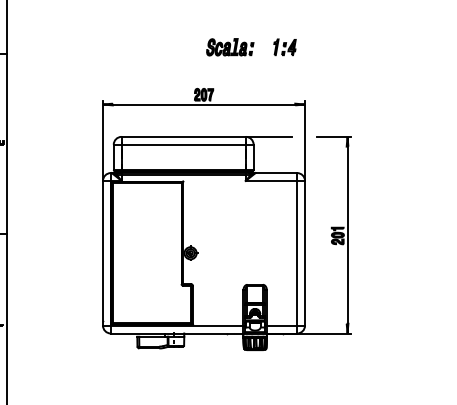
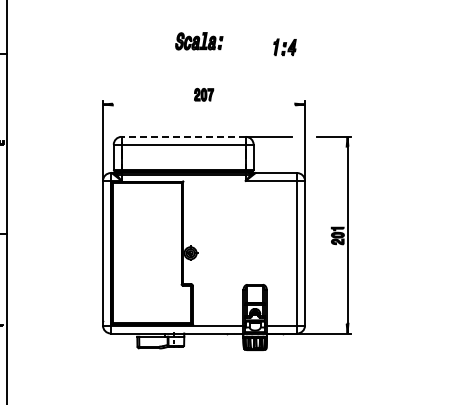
part position: (230, 47) -> (199, 41) (199, 41)
line: present -> none (203, 104)
line: solid -> dashed (183, 136)
